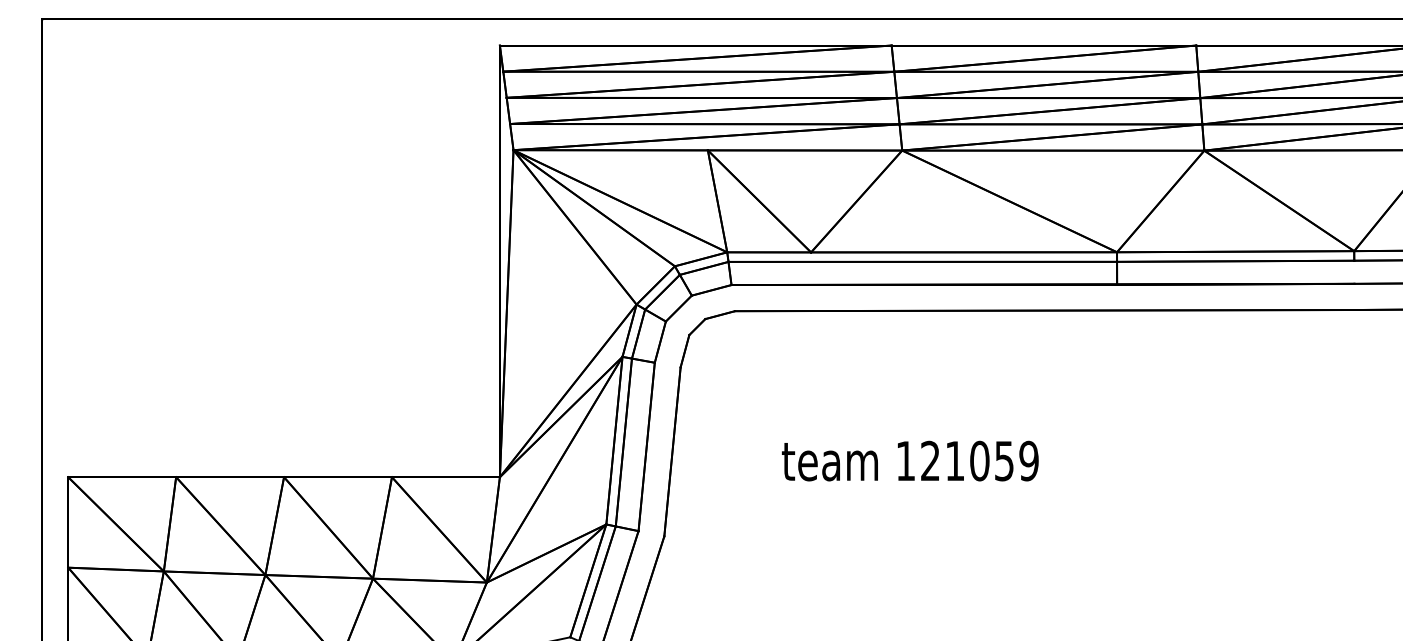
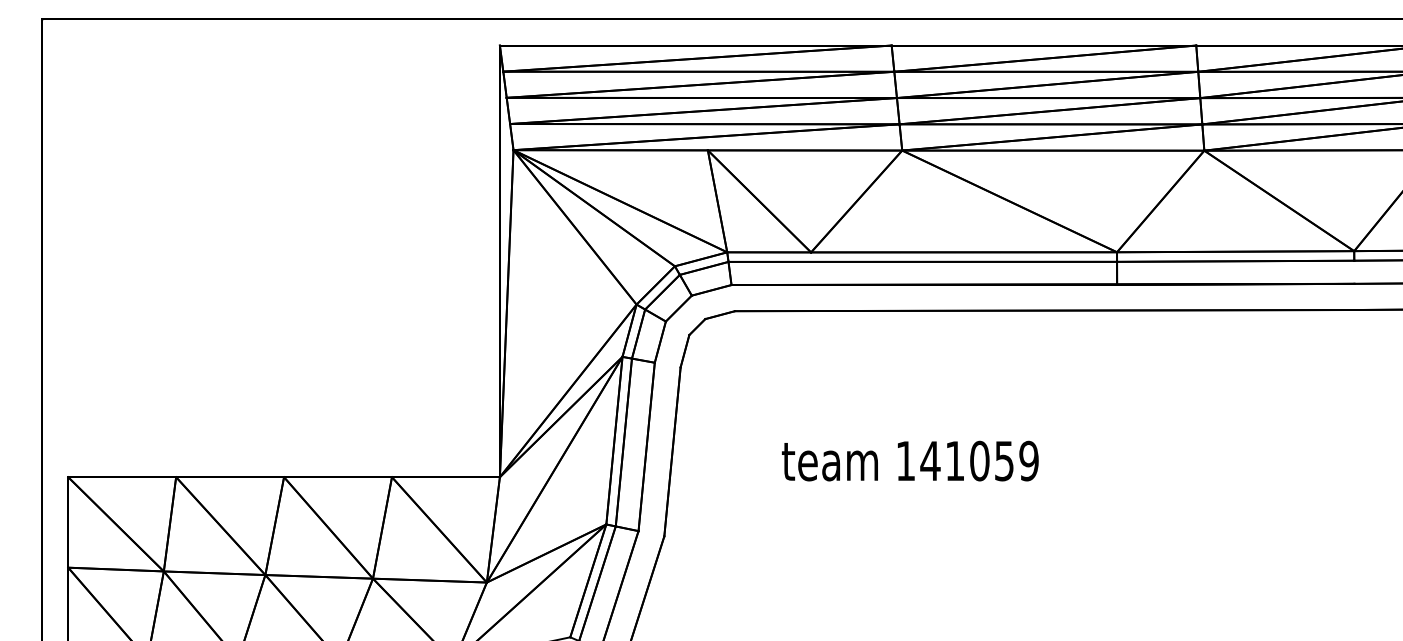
text: 121059 -> 141059 (930, 460)
